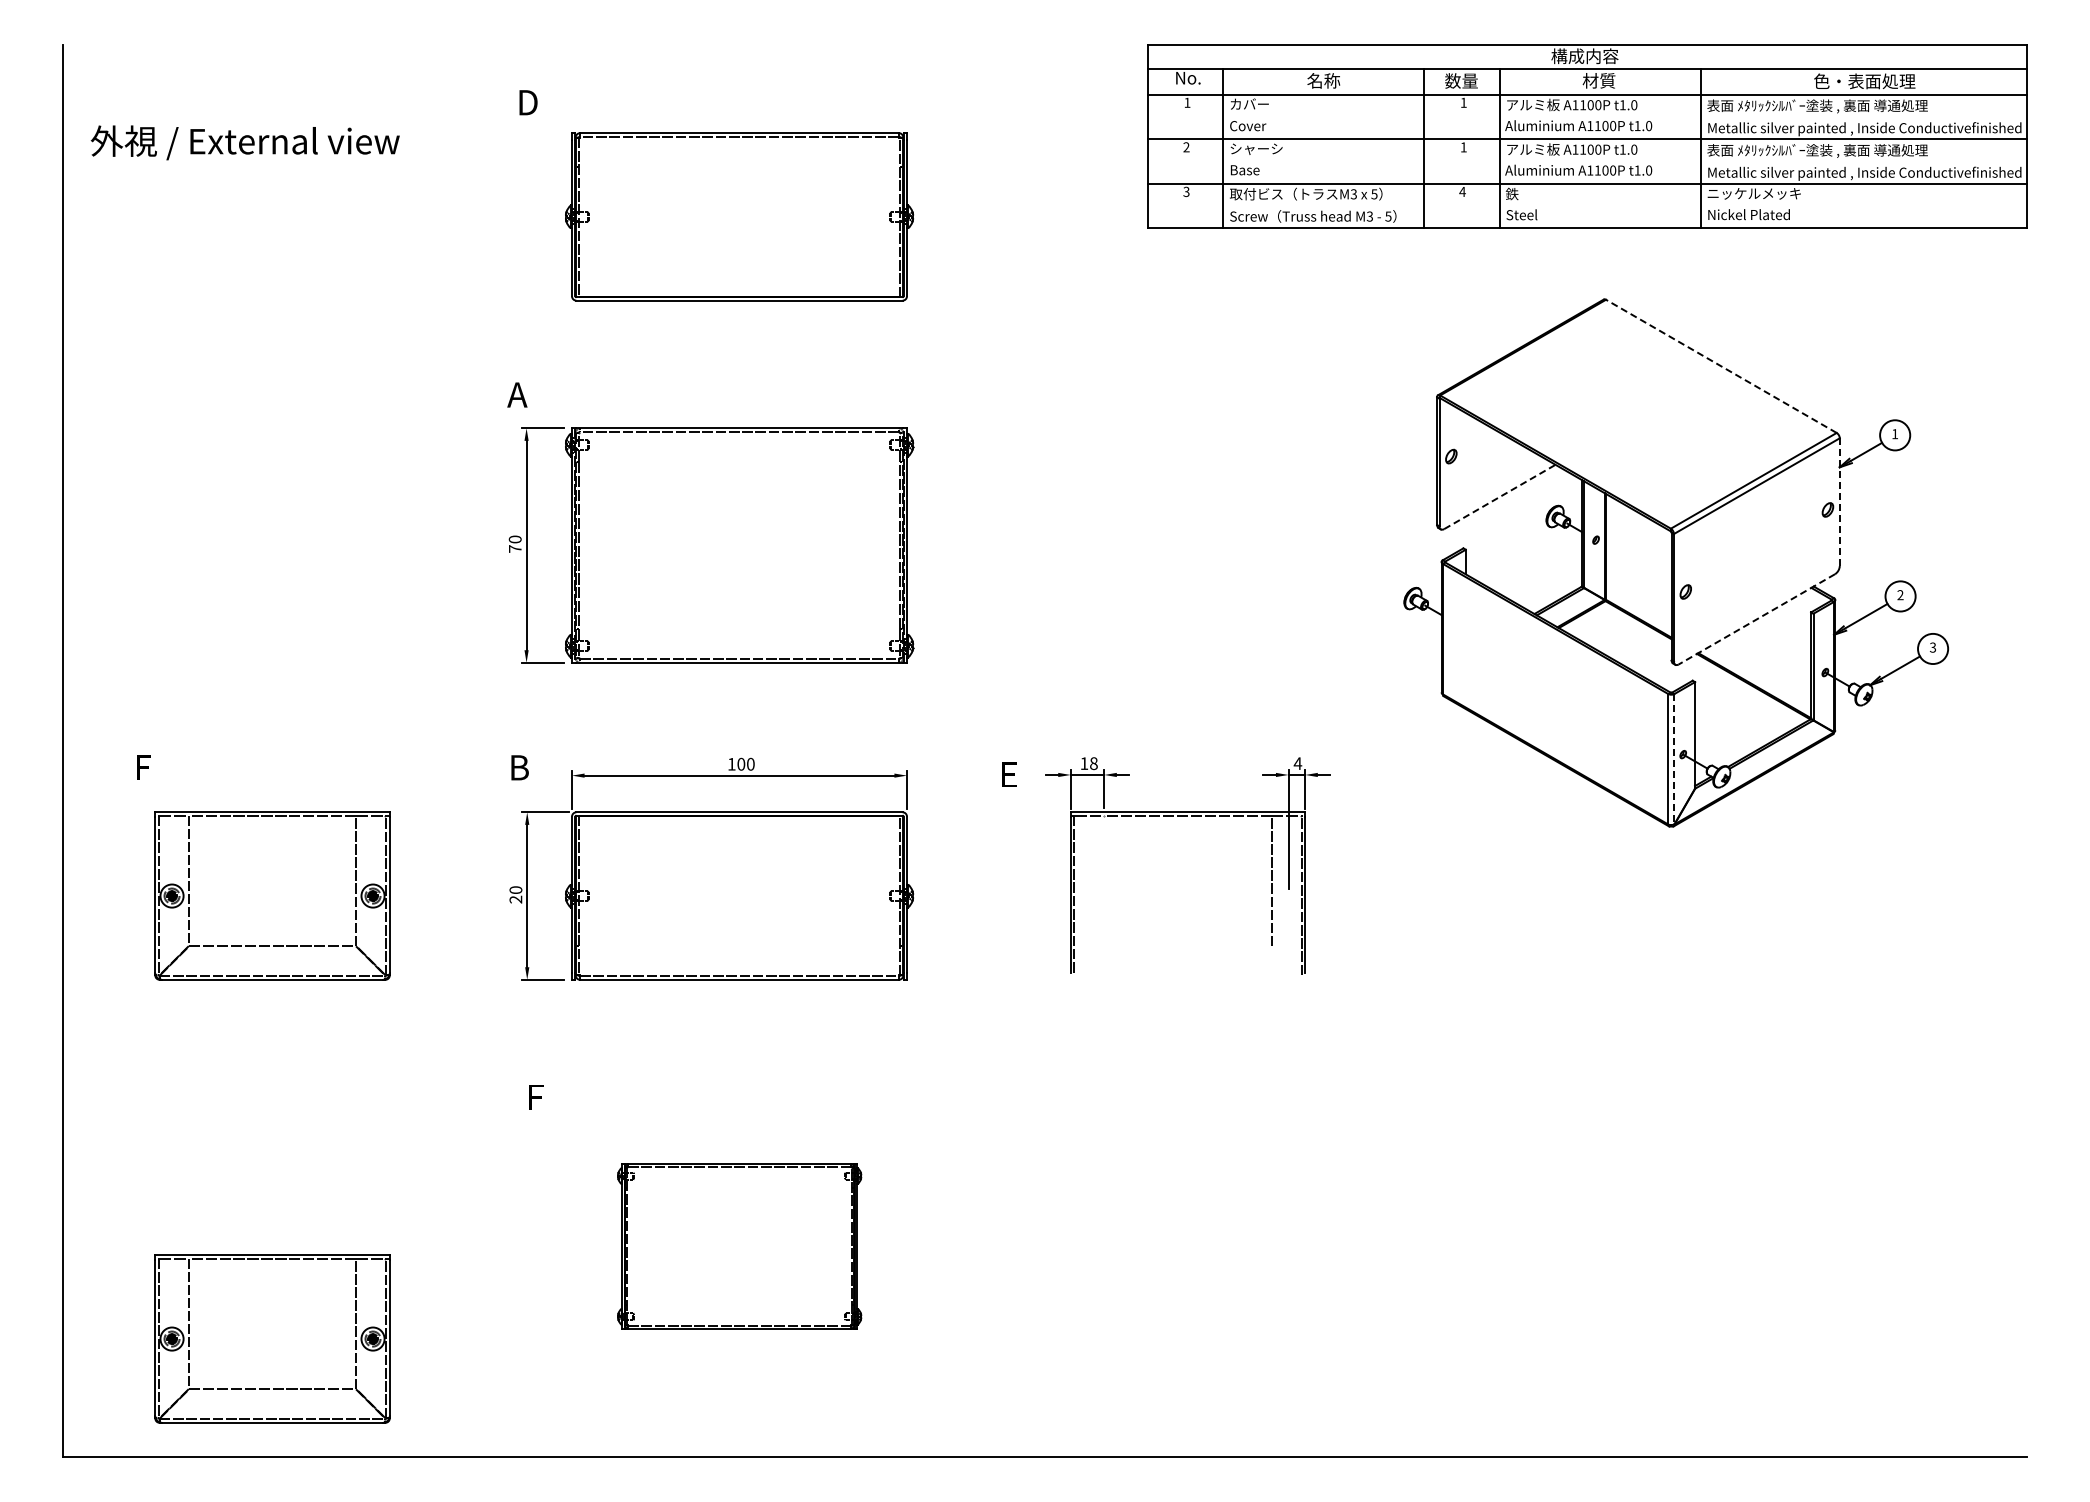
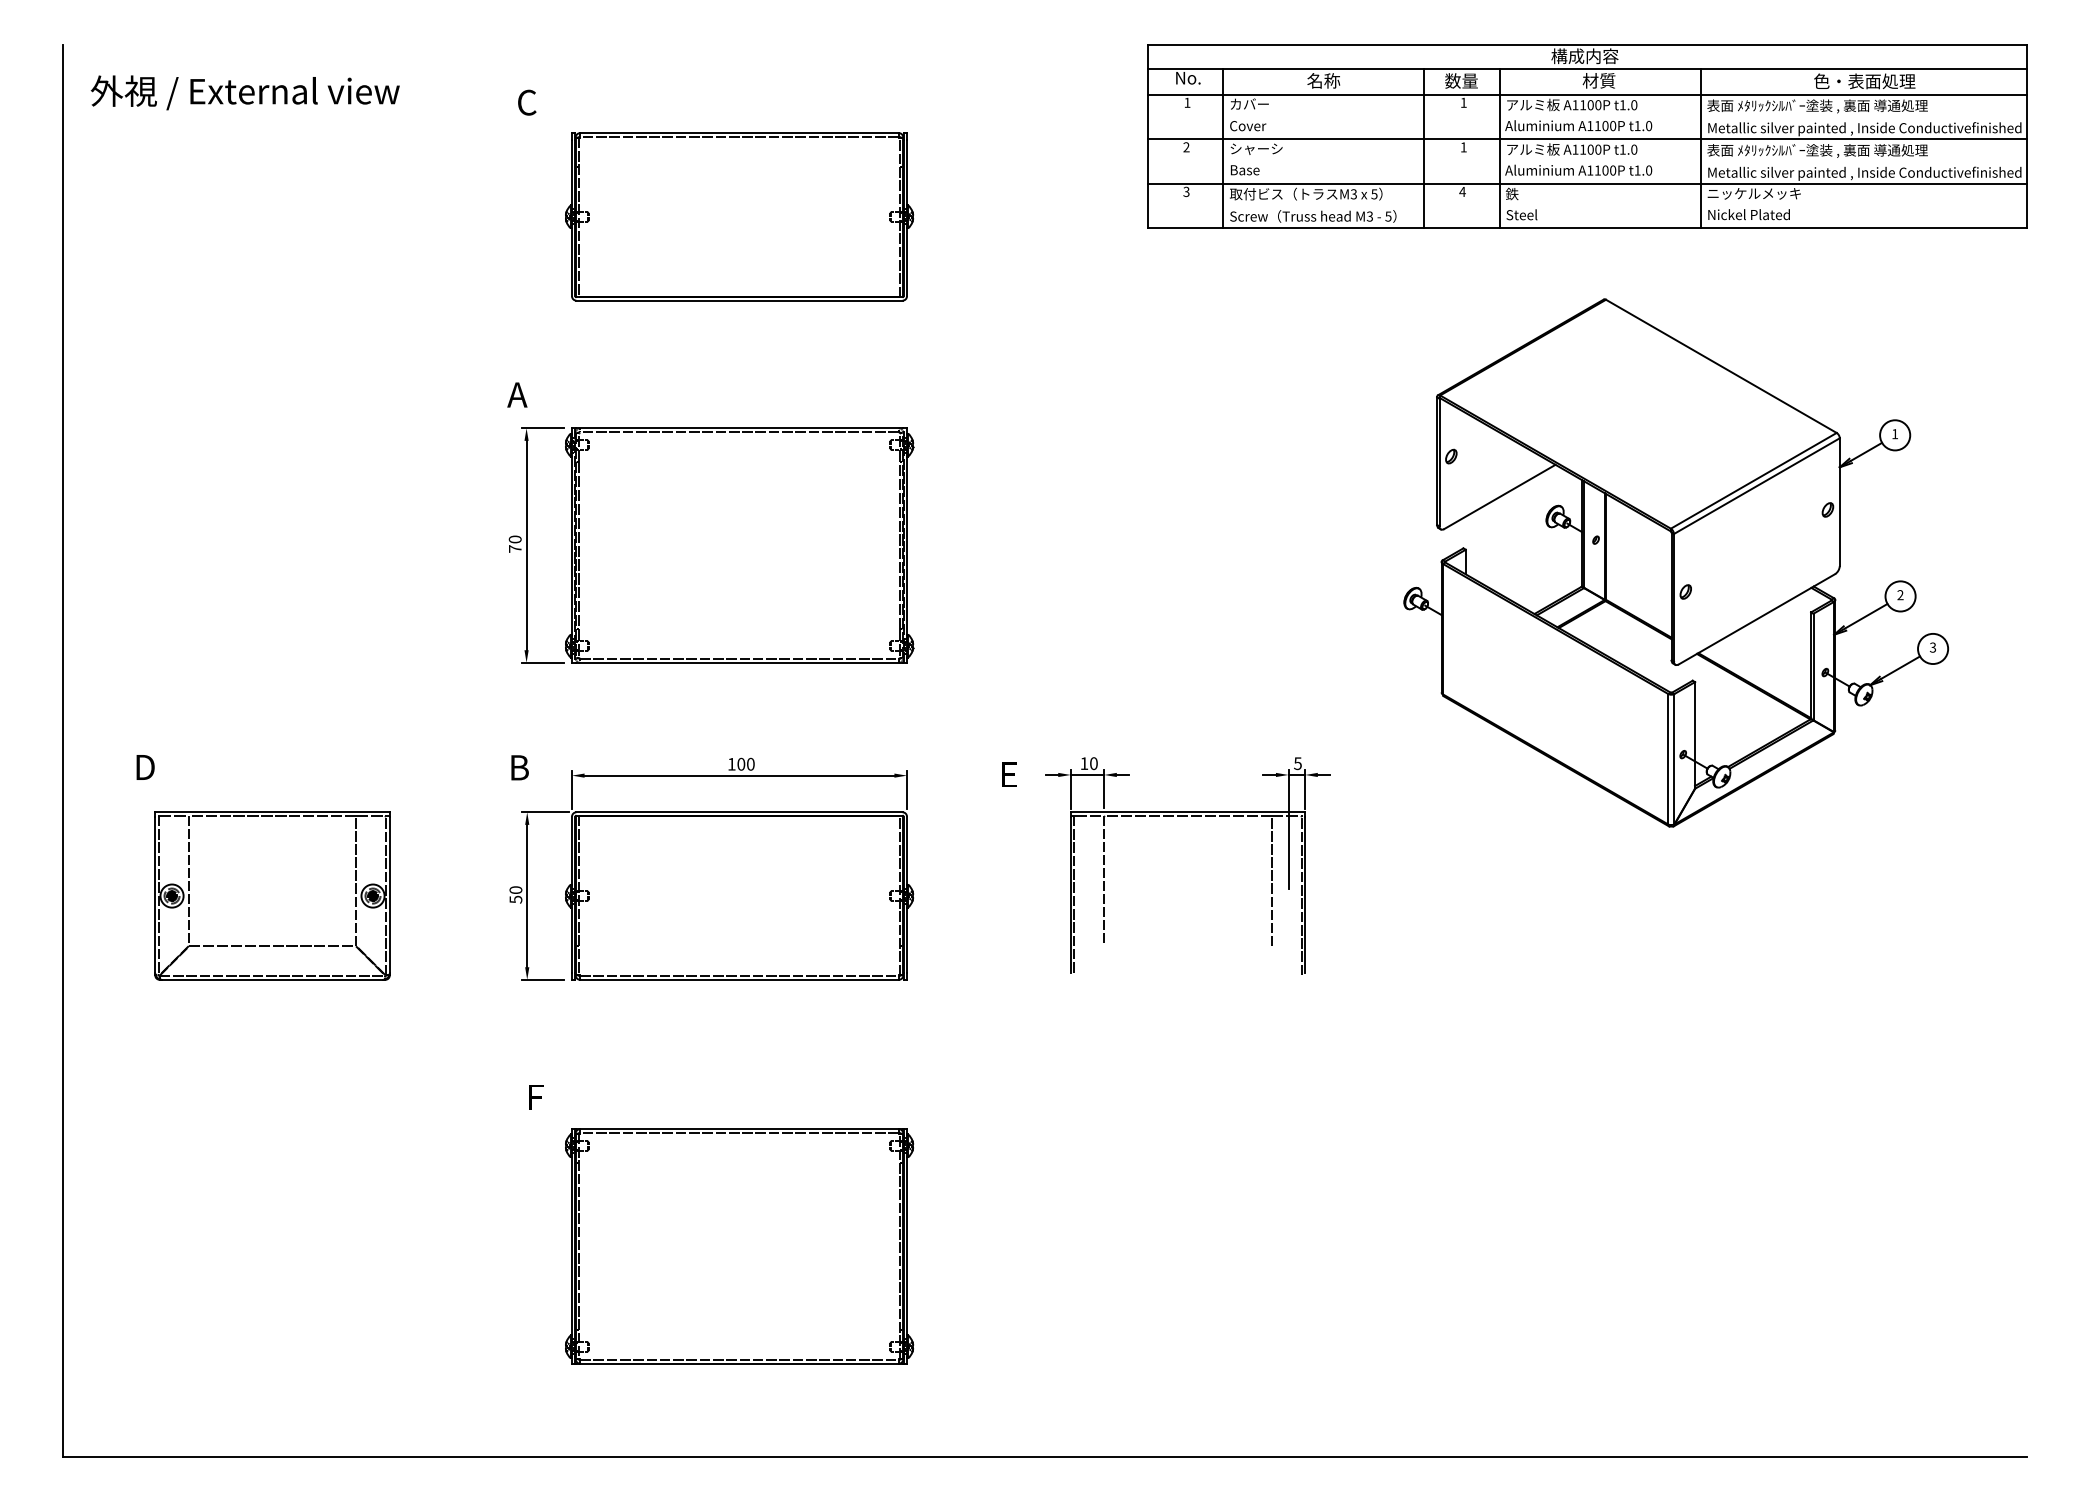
text: D -> C (527, 102)
text position: (244, 142) -> (244, 92) (244, 92)
line: dashed -> solid (1720, 366)
line: dashed -> solid (1500, 496)
line: dashed -> solid (1839, 502)
line: dashed -> solid (1756, 619)
line: dashed -> solid (1674, 759)
text: 18 -> 10 (1093, 763)
text: 4 -> 5 (1297, 763)
text: F -> D (145, 767)
line: none -> present (1104, 880)
text: 20 -> 50 (515, 899)
part size: 246x167 px -> 350x237 px (739, 1246)
part: present -> none (272, 1338)
